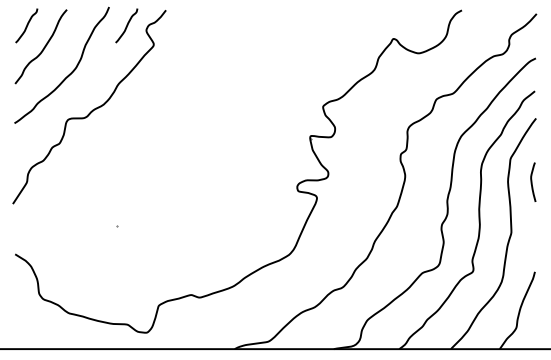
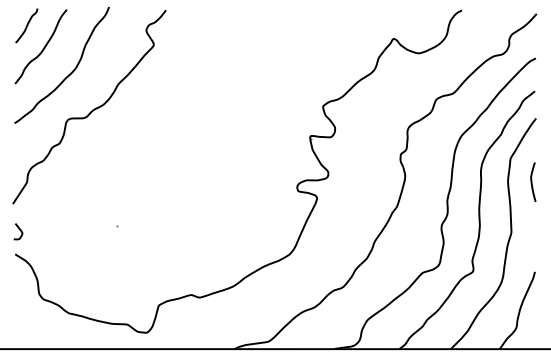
curve: present -> none (126, 25)
curve: none -> present (19, 230)
